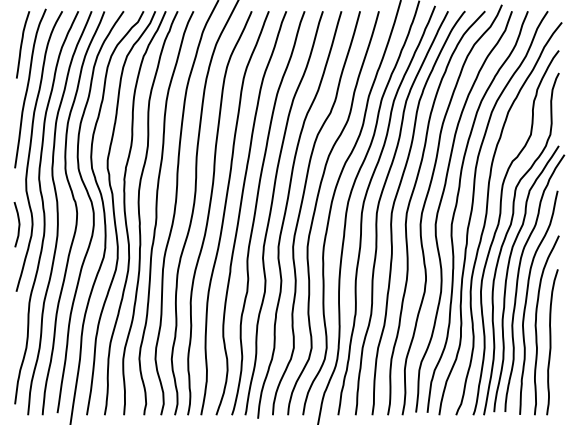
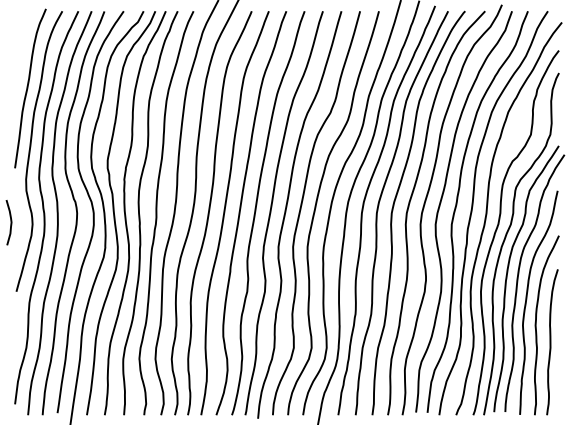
curve: present -> none (22, 44)
curve position: (18, 224) -> (10, 222) (10, 222)
